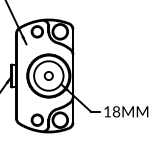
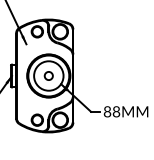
text: 18MM -> 88MM (107, 111)
